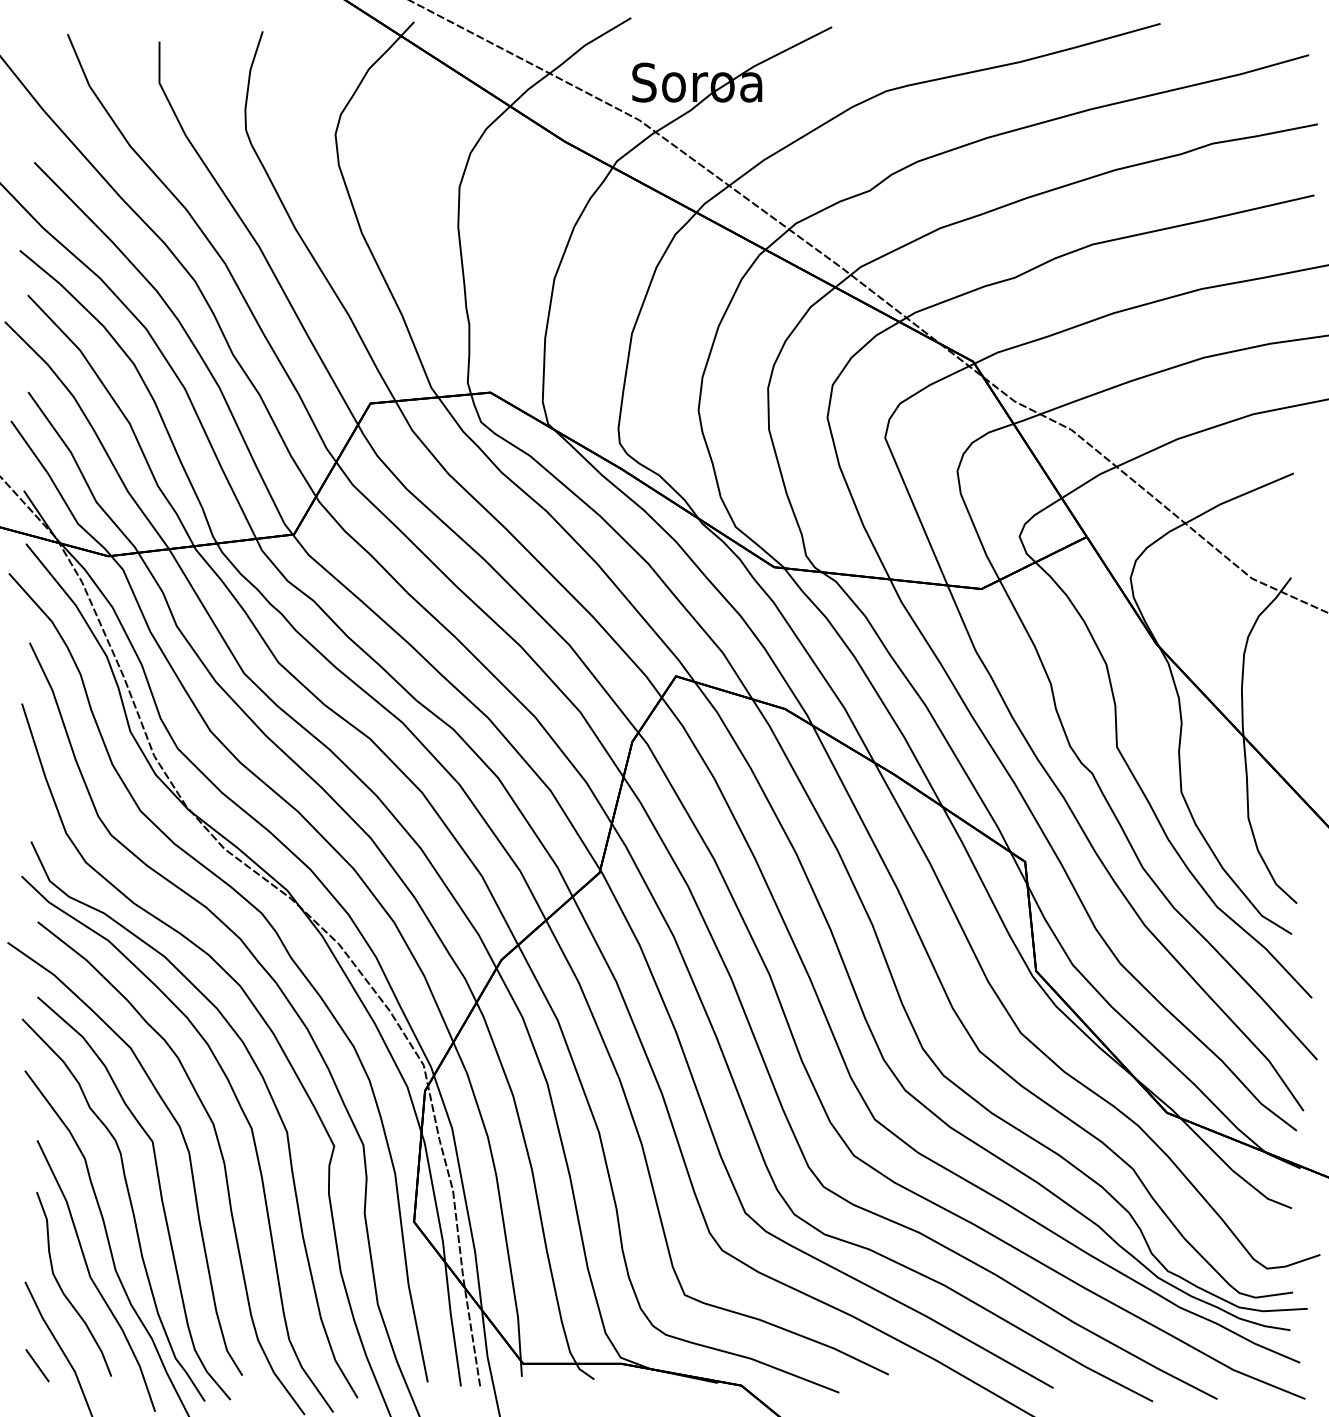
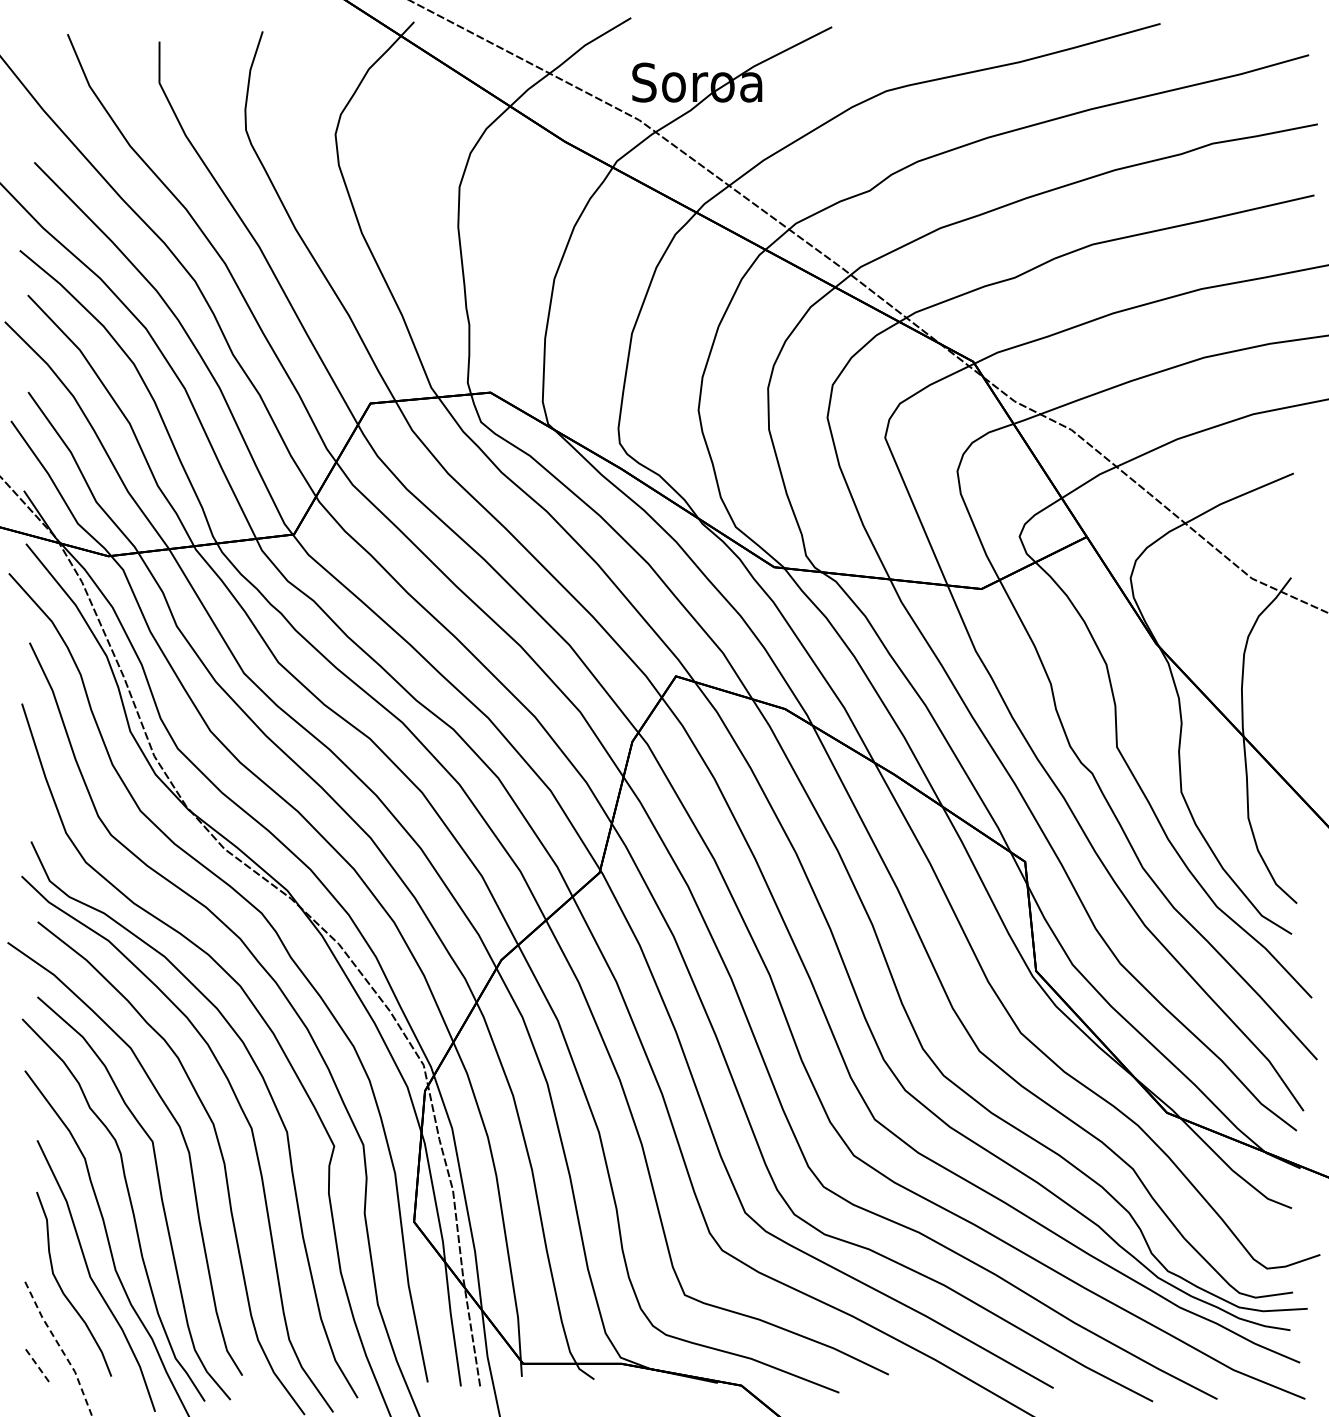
line: solid -> dashed (60, 1348)
line: solid -> dashed (37, 1366)
